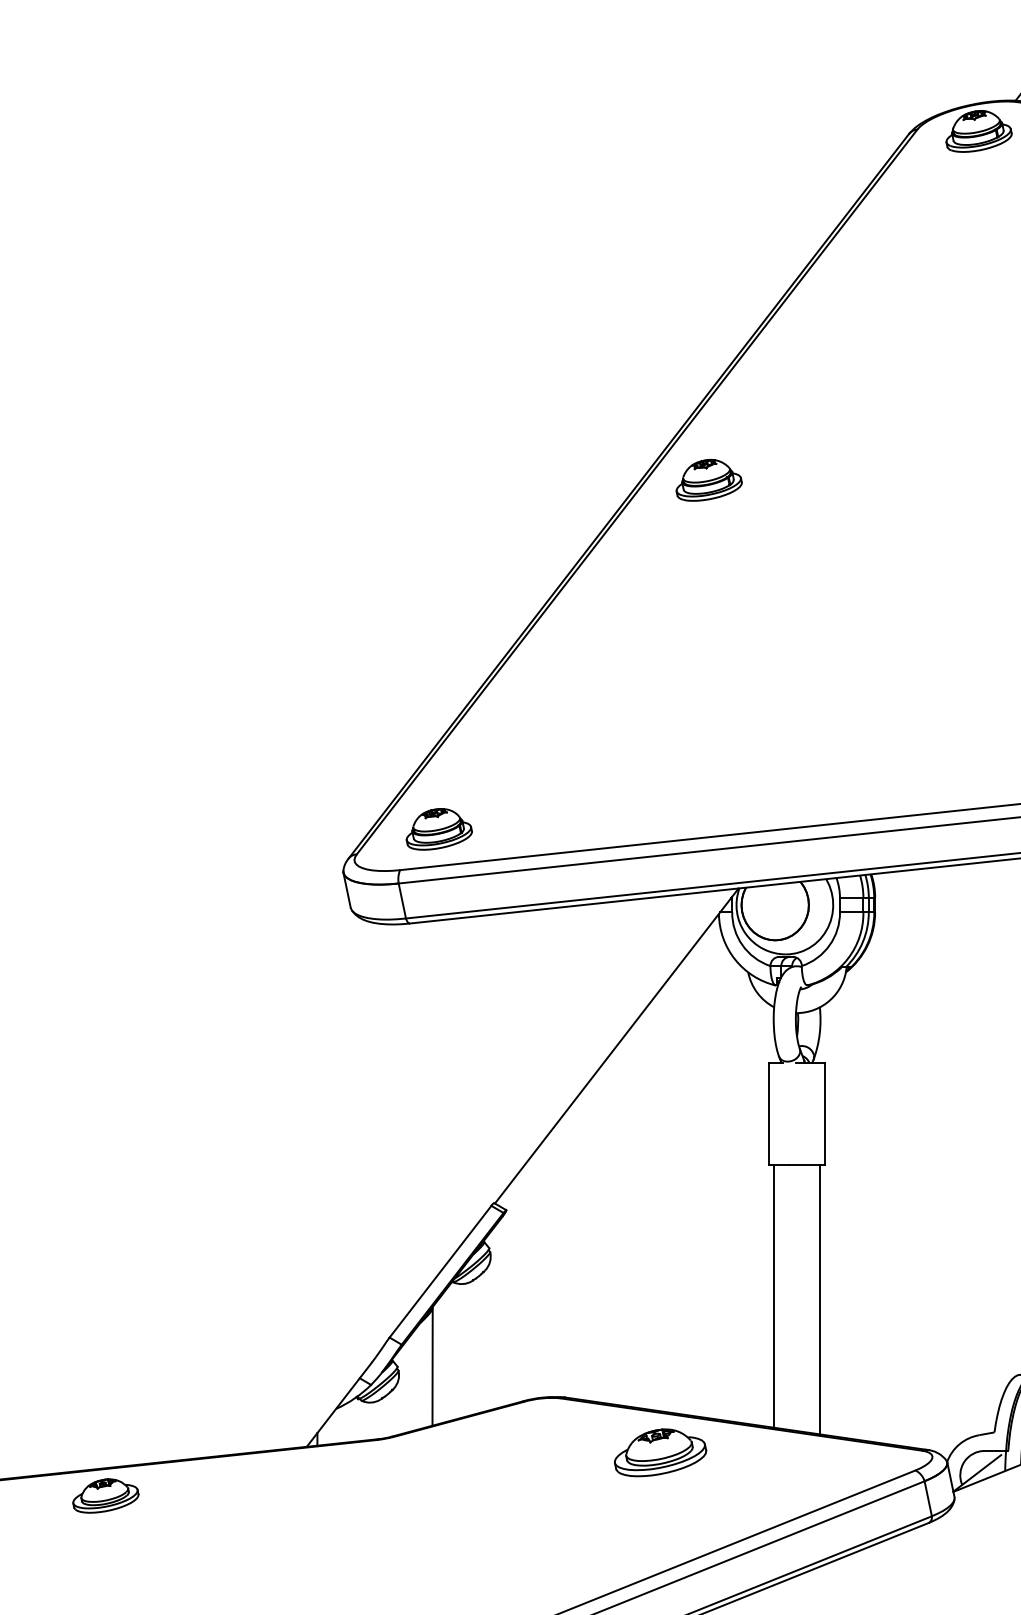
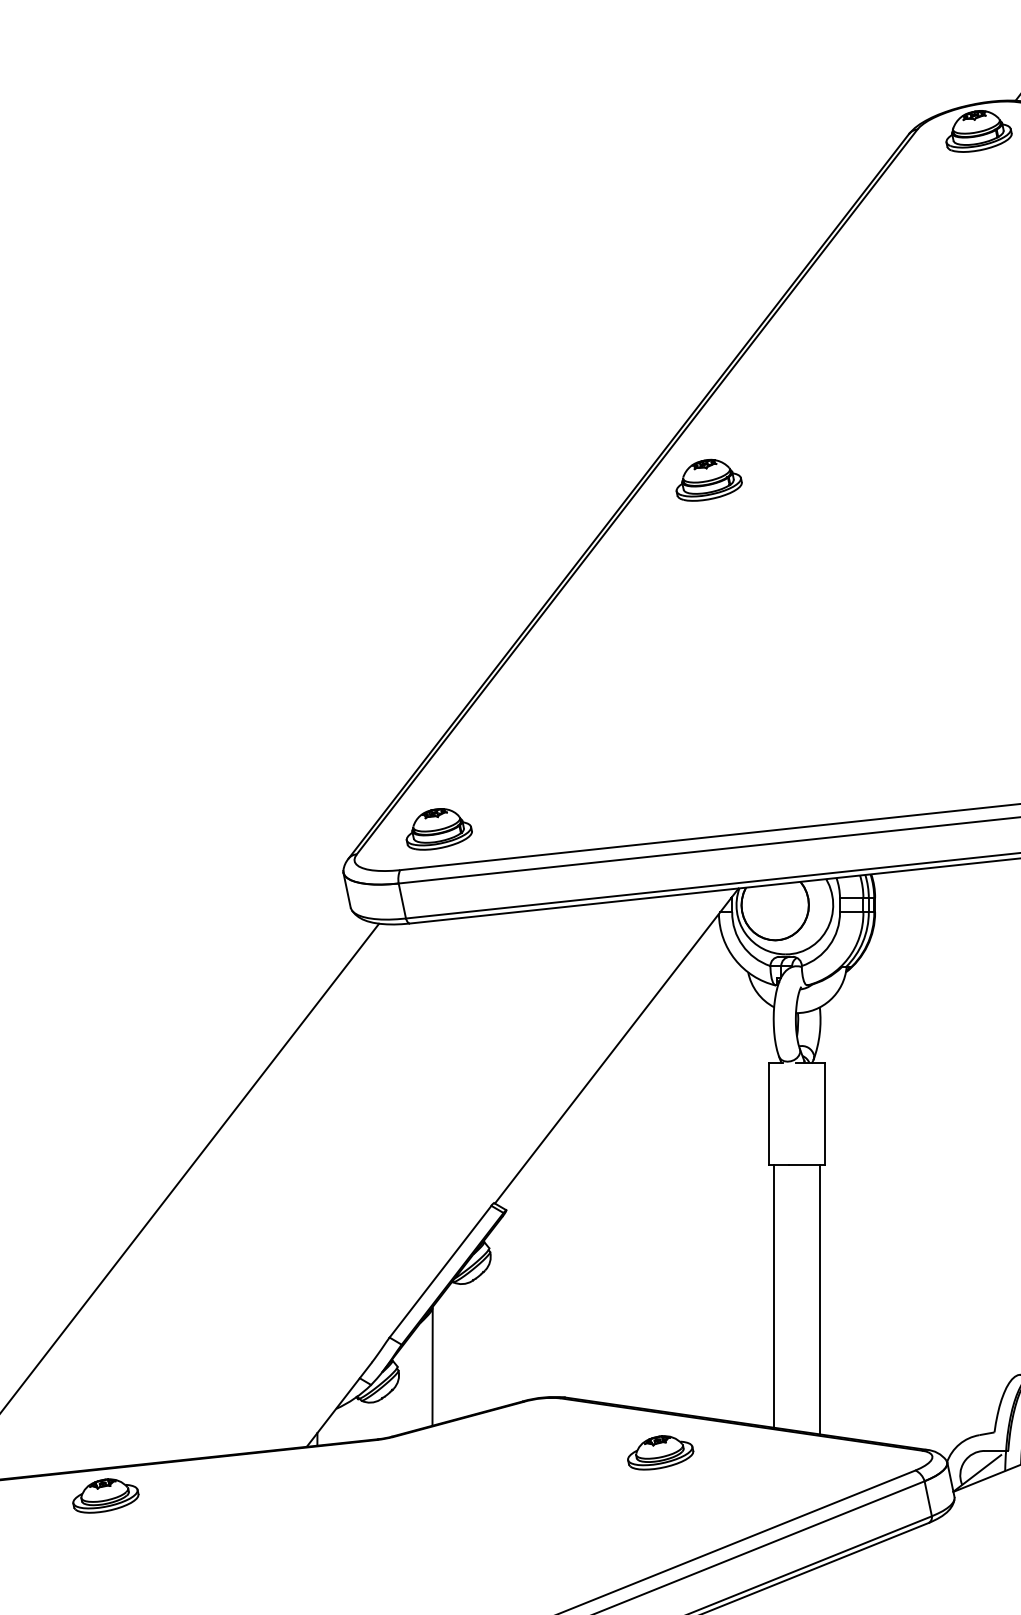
line: none -> present (190, 1167)
part size: 94x50 px -> 68x36 px (660, 1452)
